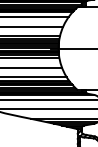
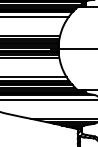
line: present -> none (32, 26)
line: present -> none (32, 67)
line: present -> none (48, 109)
